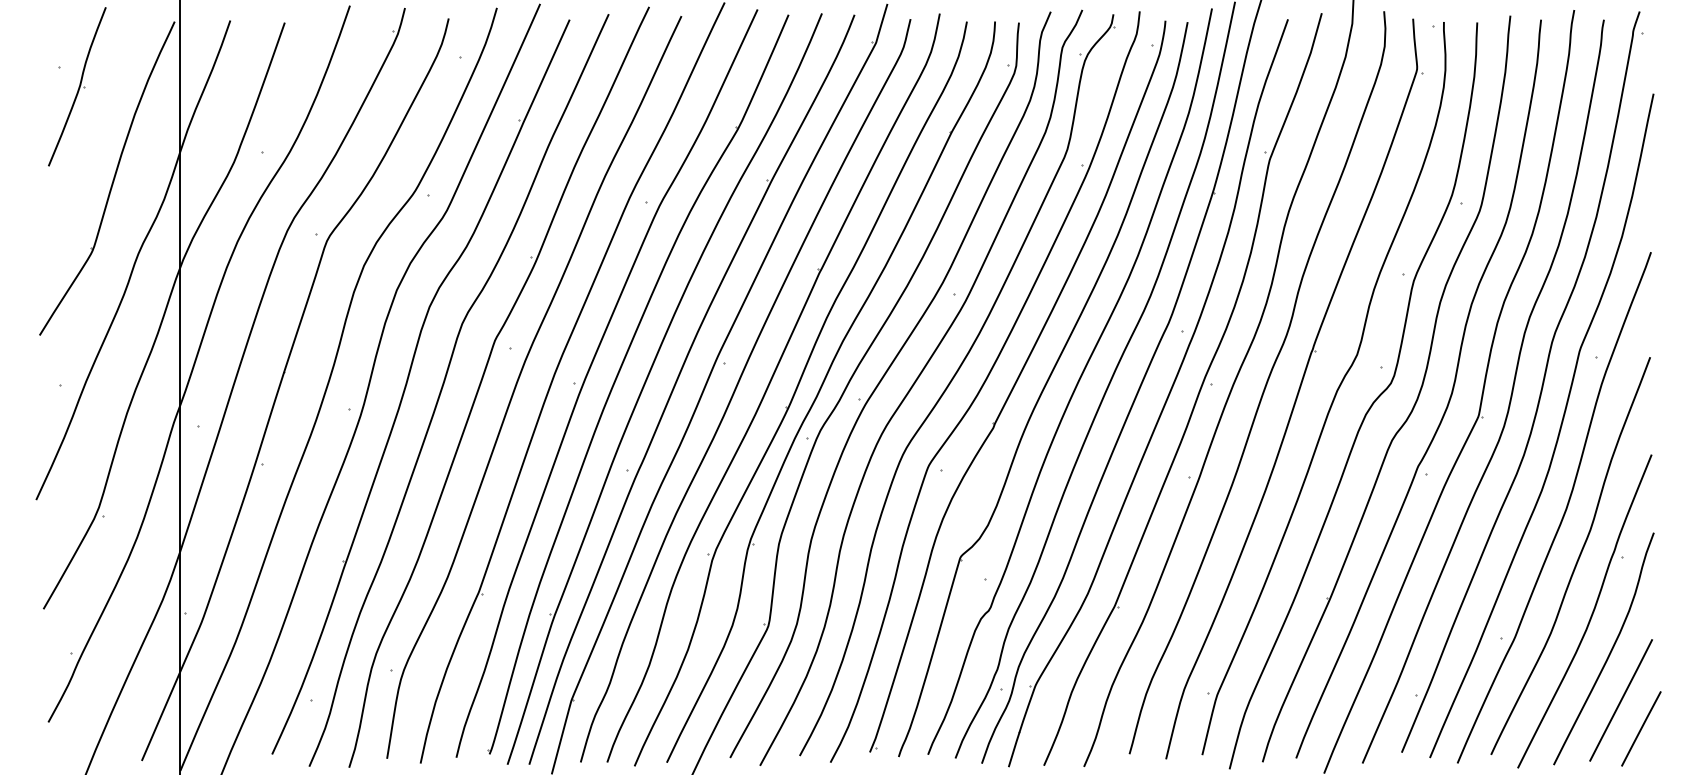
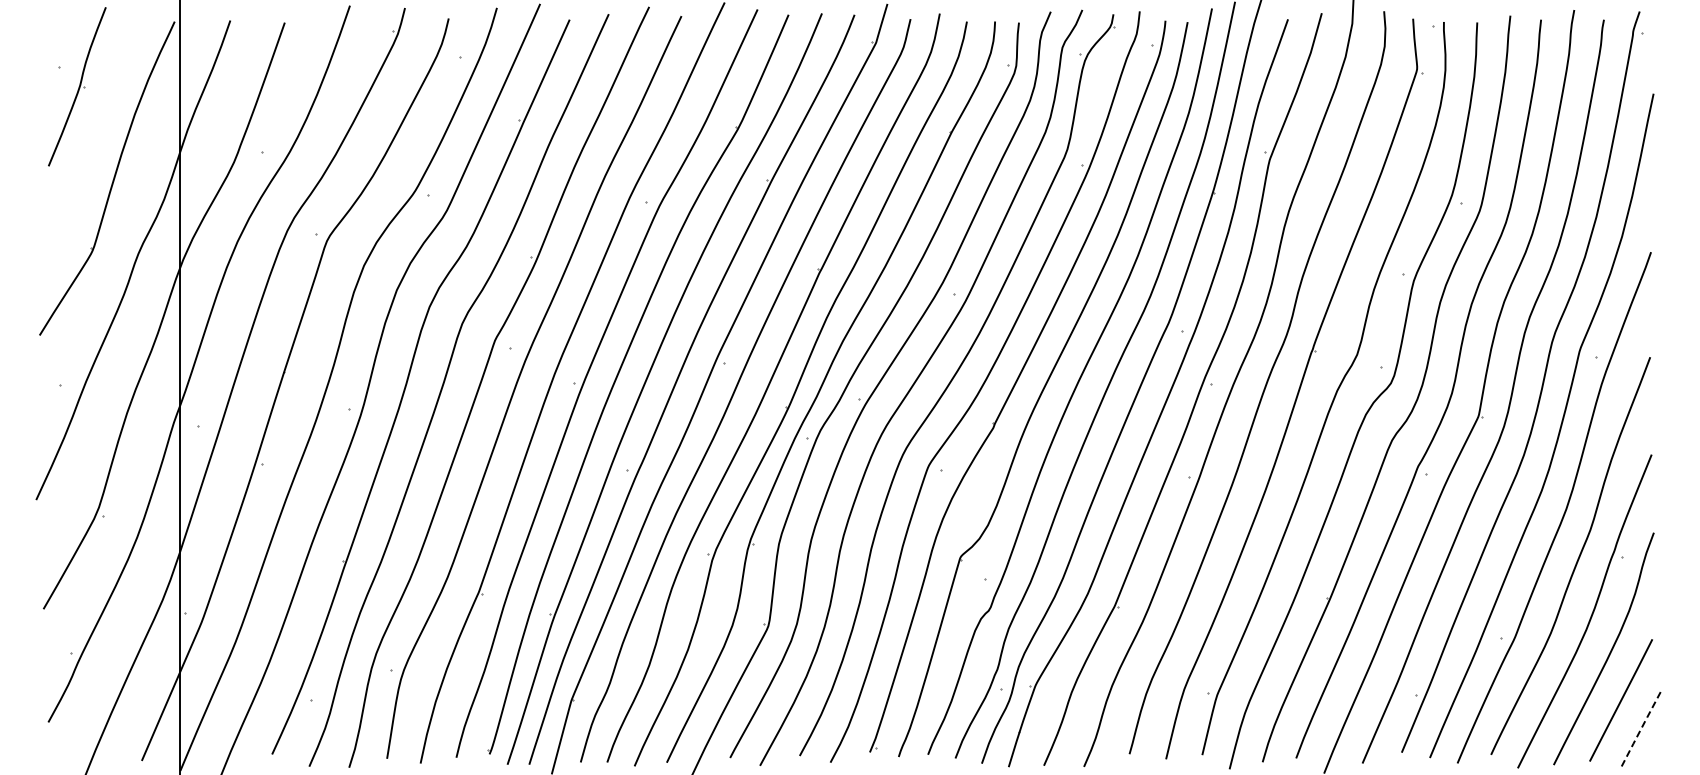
line: solid -> dashed (1641, 728)
